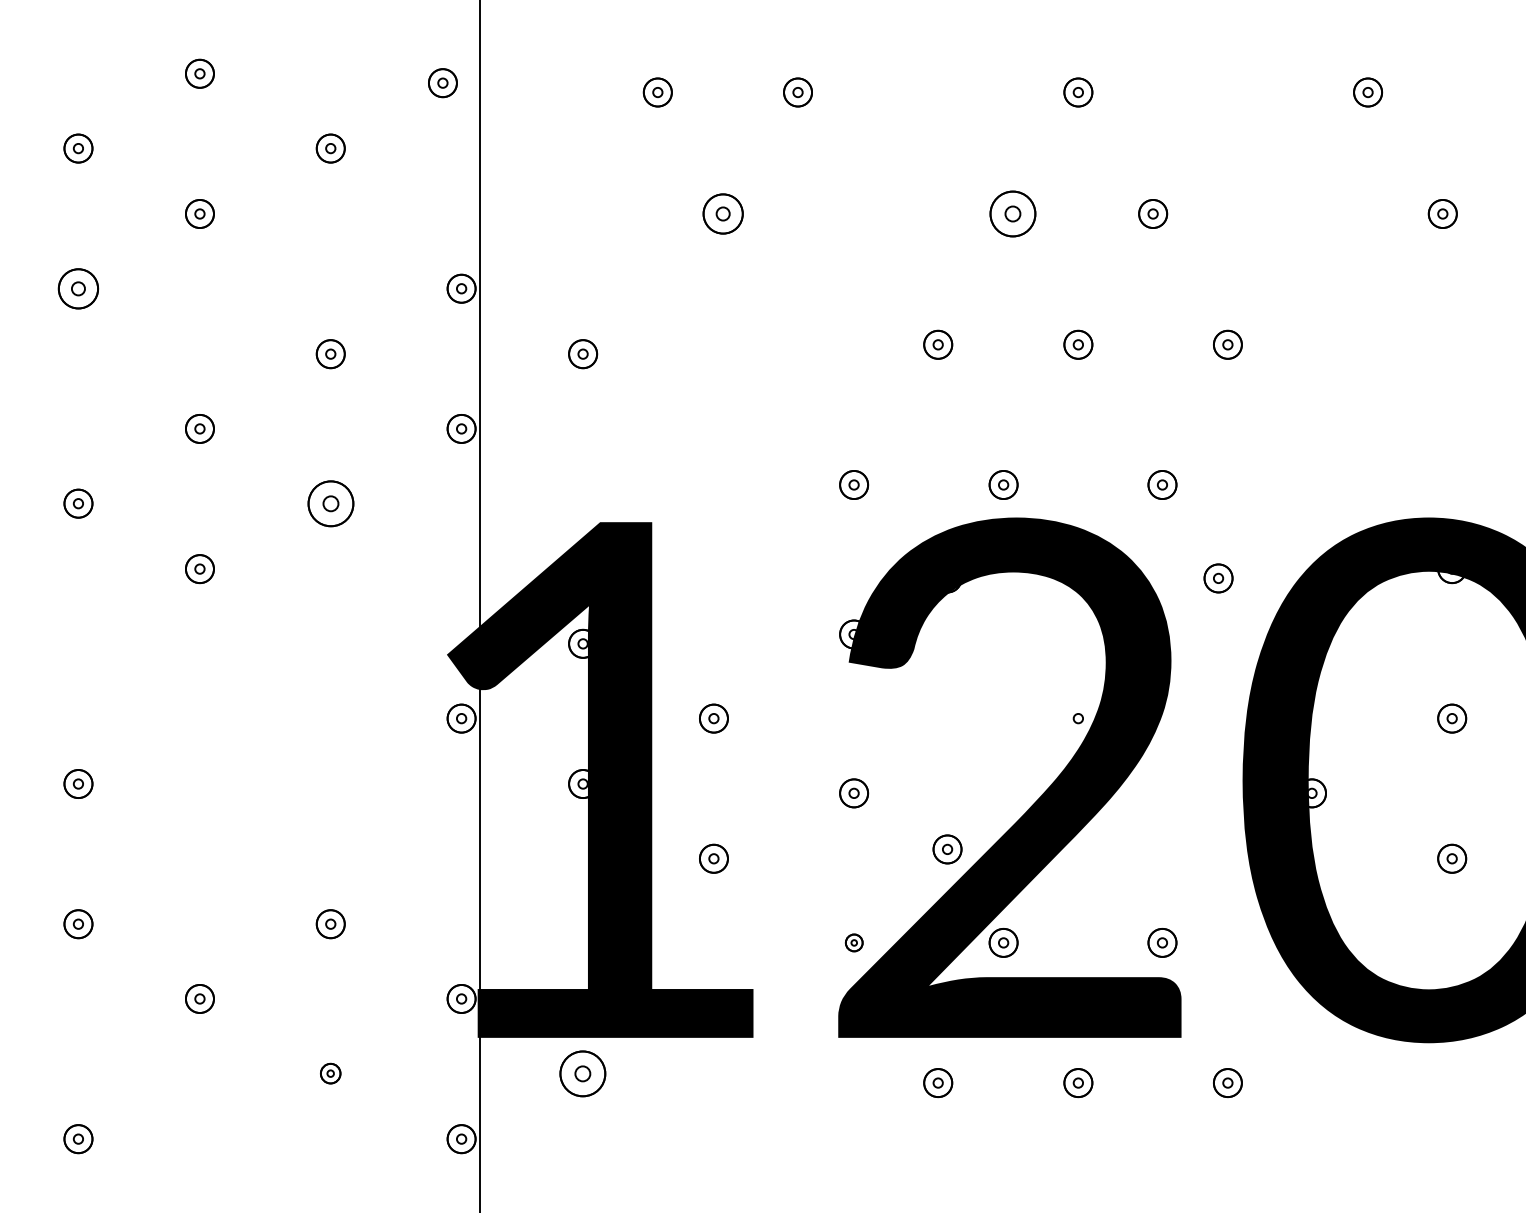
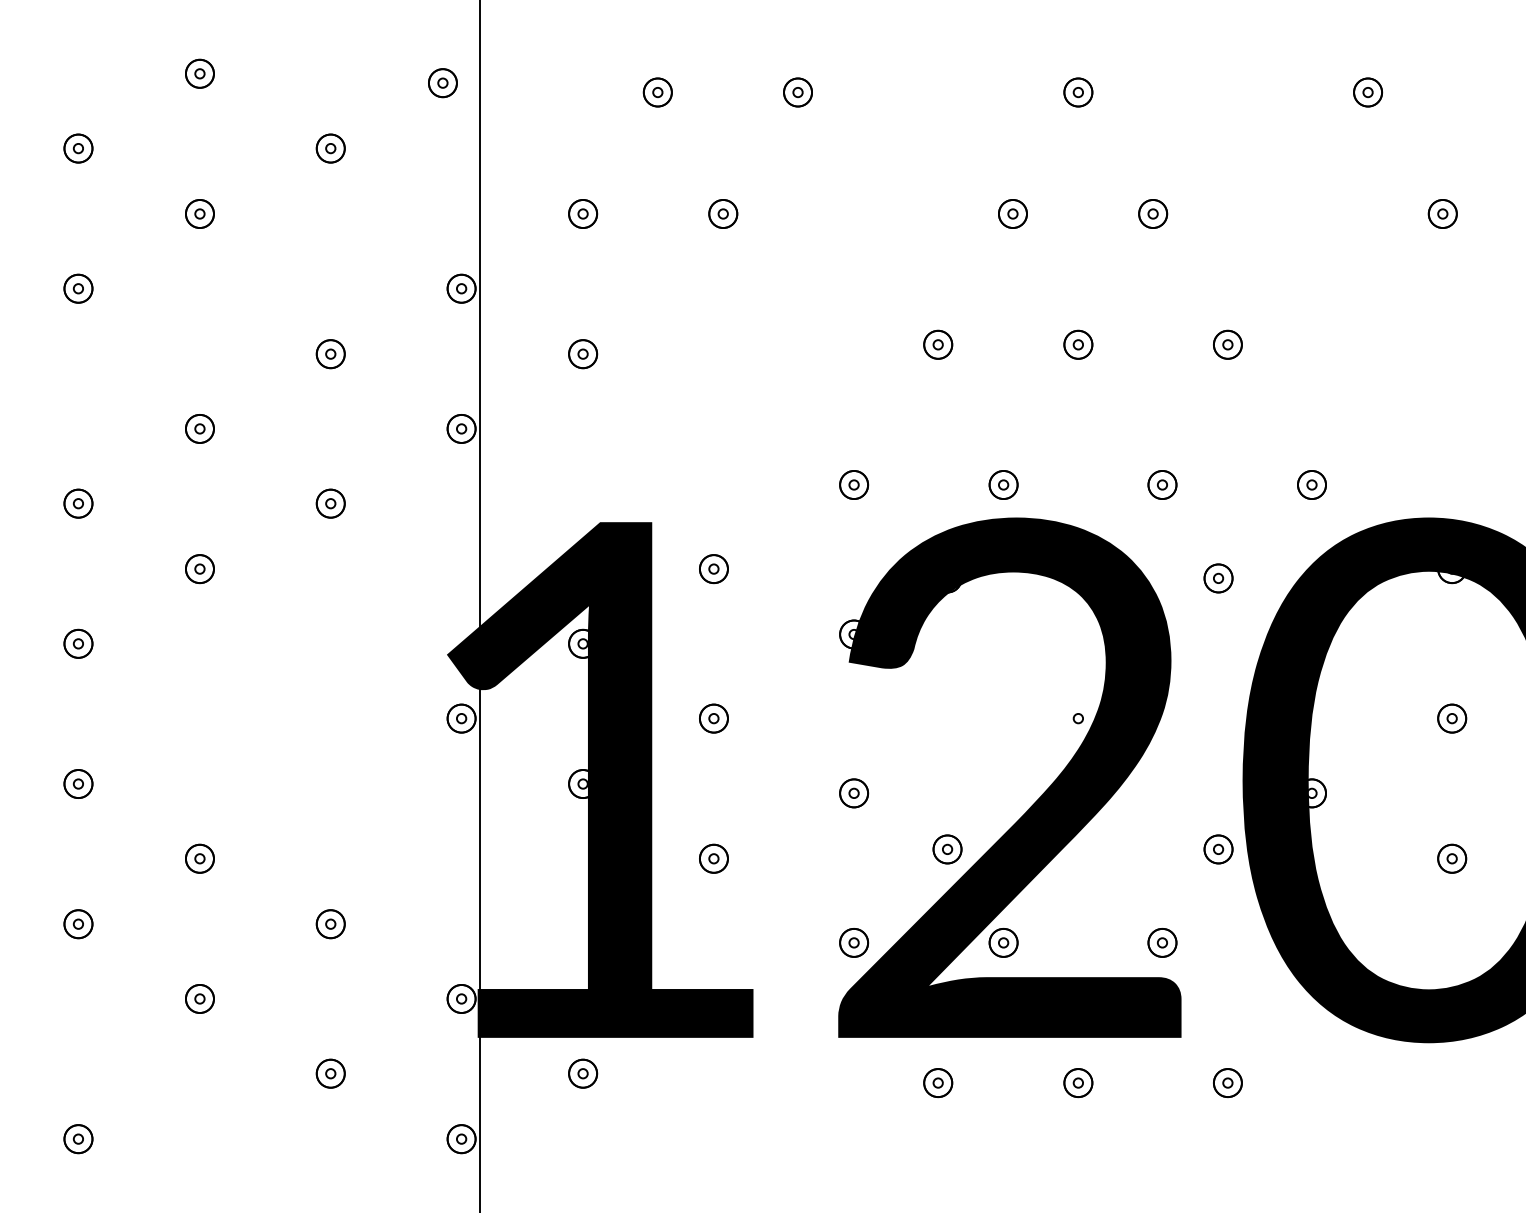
part: none -> present (583, 213)
part size: 42x42 px -> 31x30 px (723, 213)
part size: 48x48 px -> 30x30 px (1012, 213)
part size: 43x42 px -> 31x31 px (78, 288)
part: none -> present (1311, 484)
part size: 48x48 px -> 31x31 px (330, 503)
part: none -> present (713, 569)
part: none -> present (78, 643)
part: none -> present (1218, 849)
part: none -> present (199, 858)
part size: 20x20 px -> 31x30 px (854, 942)
part size: 22x23 px -> 31x31 px (330, 1073)
part size: 48x48 px -> 31x31 px (583, 1073)
